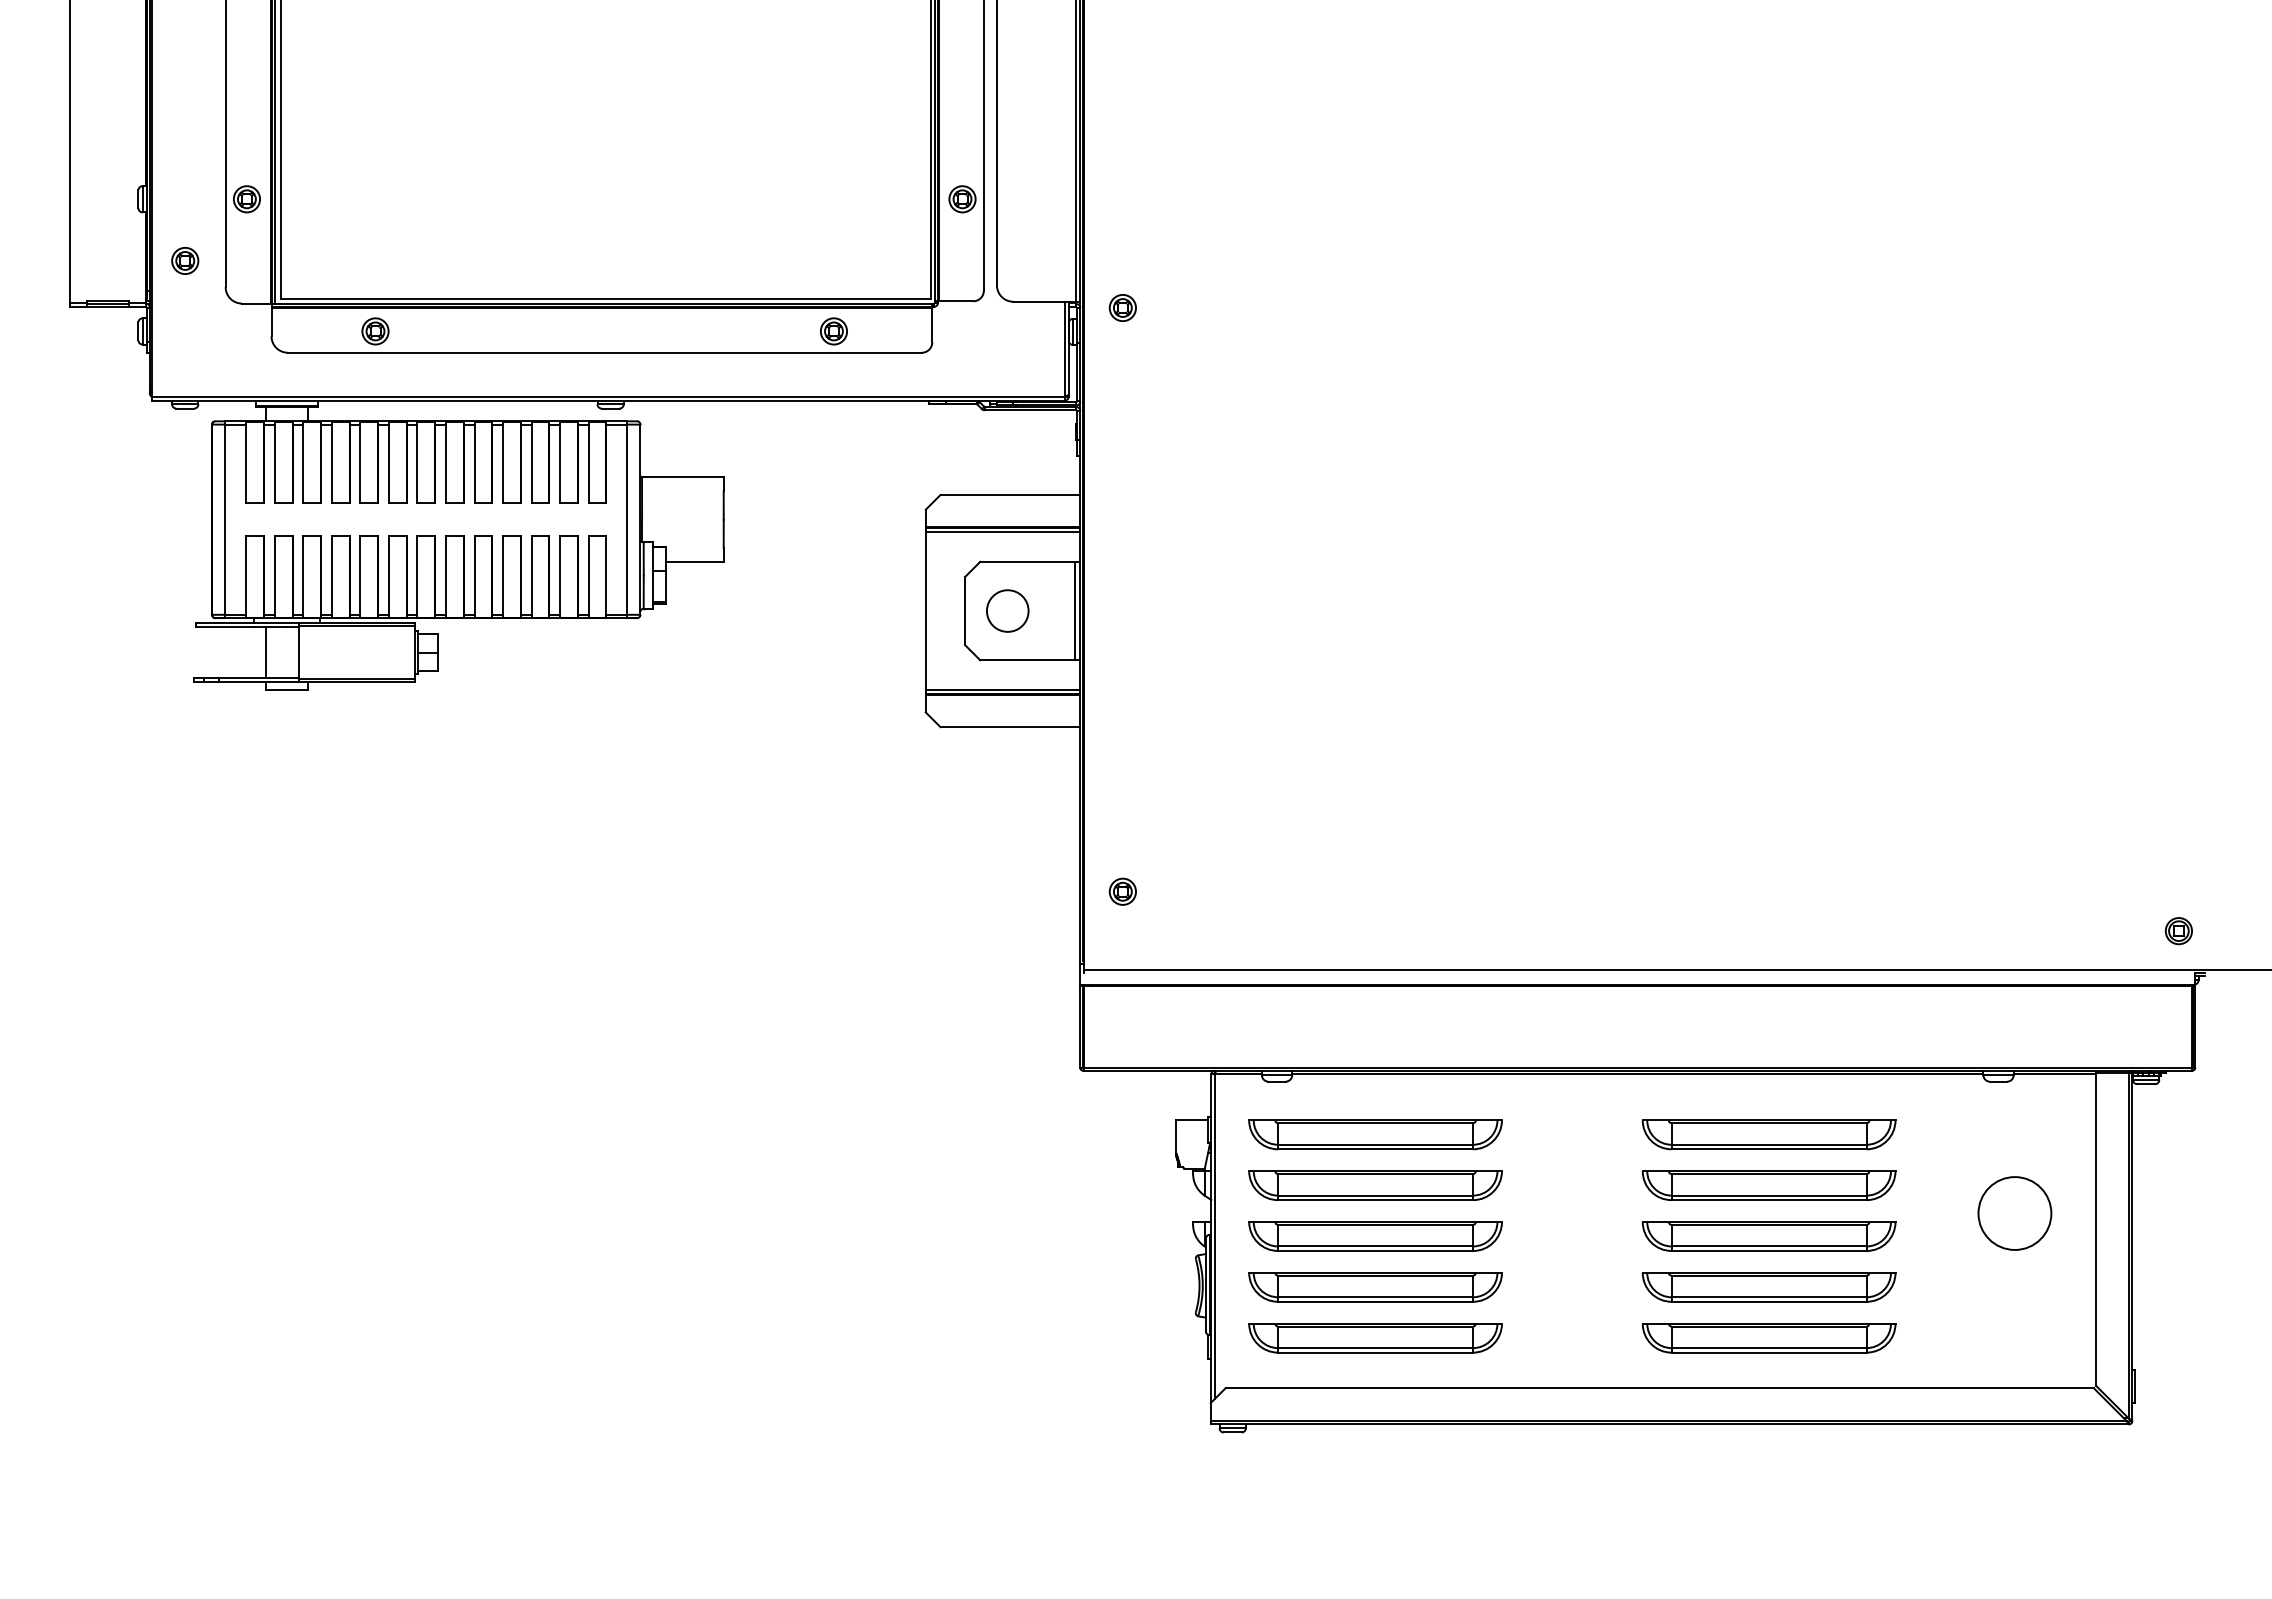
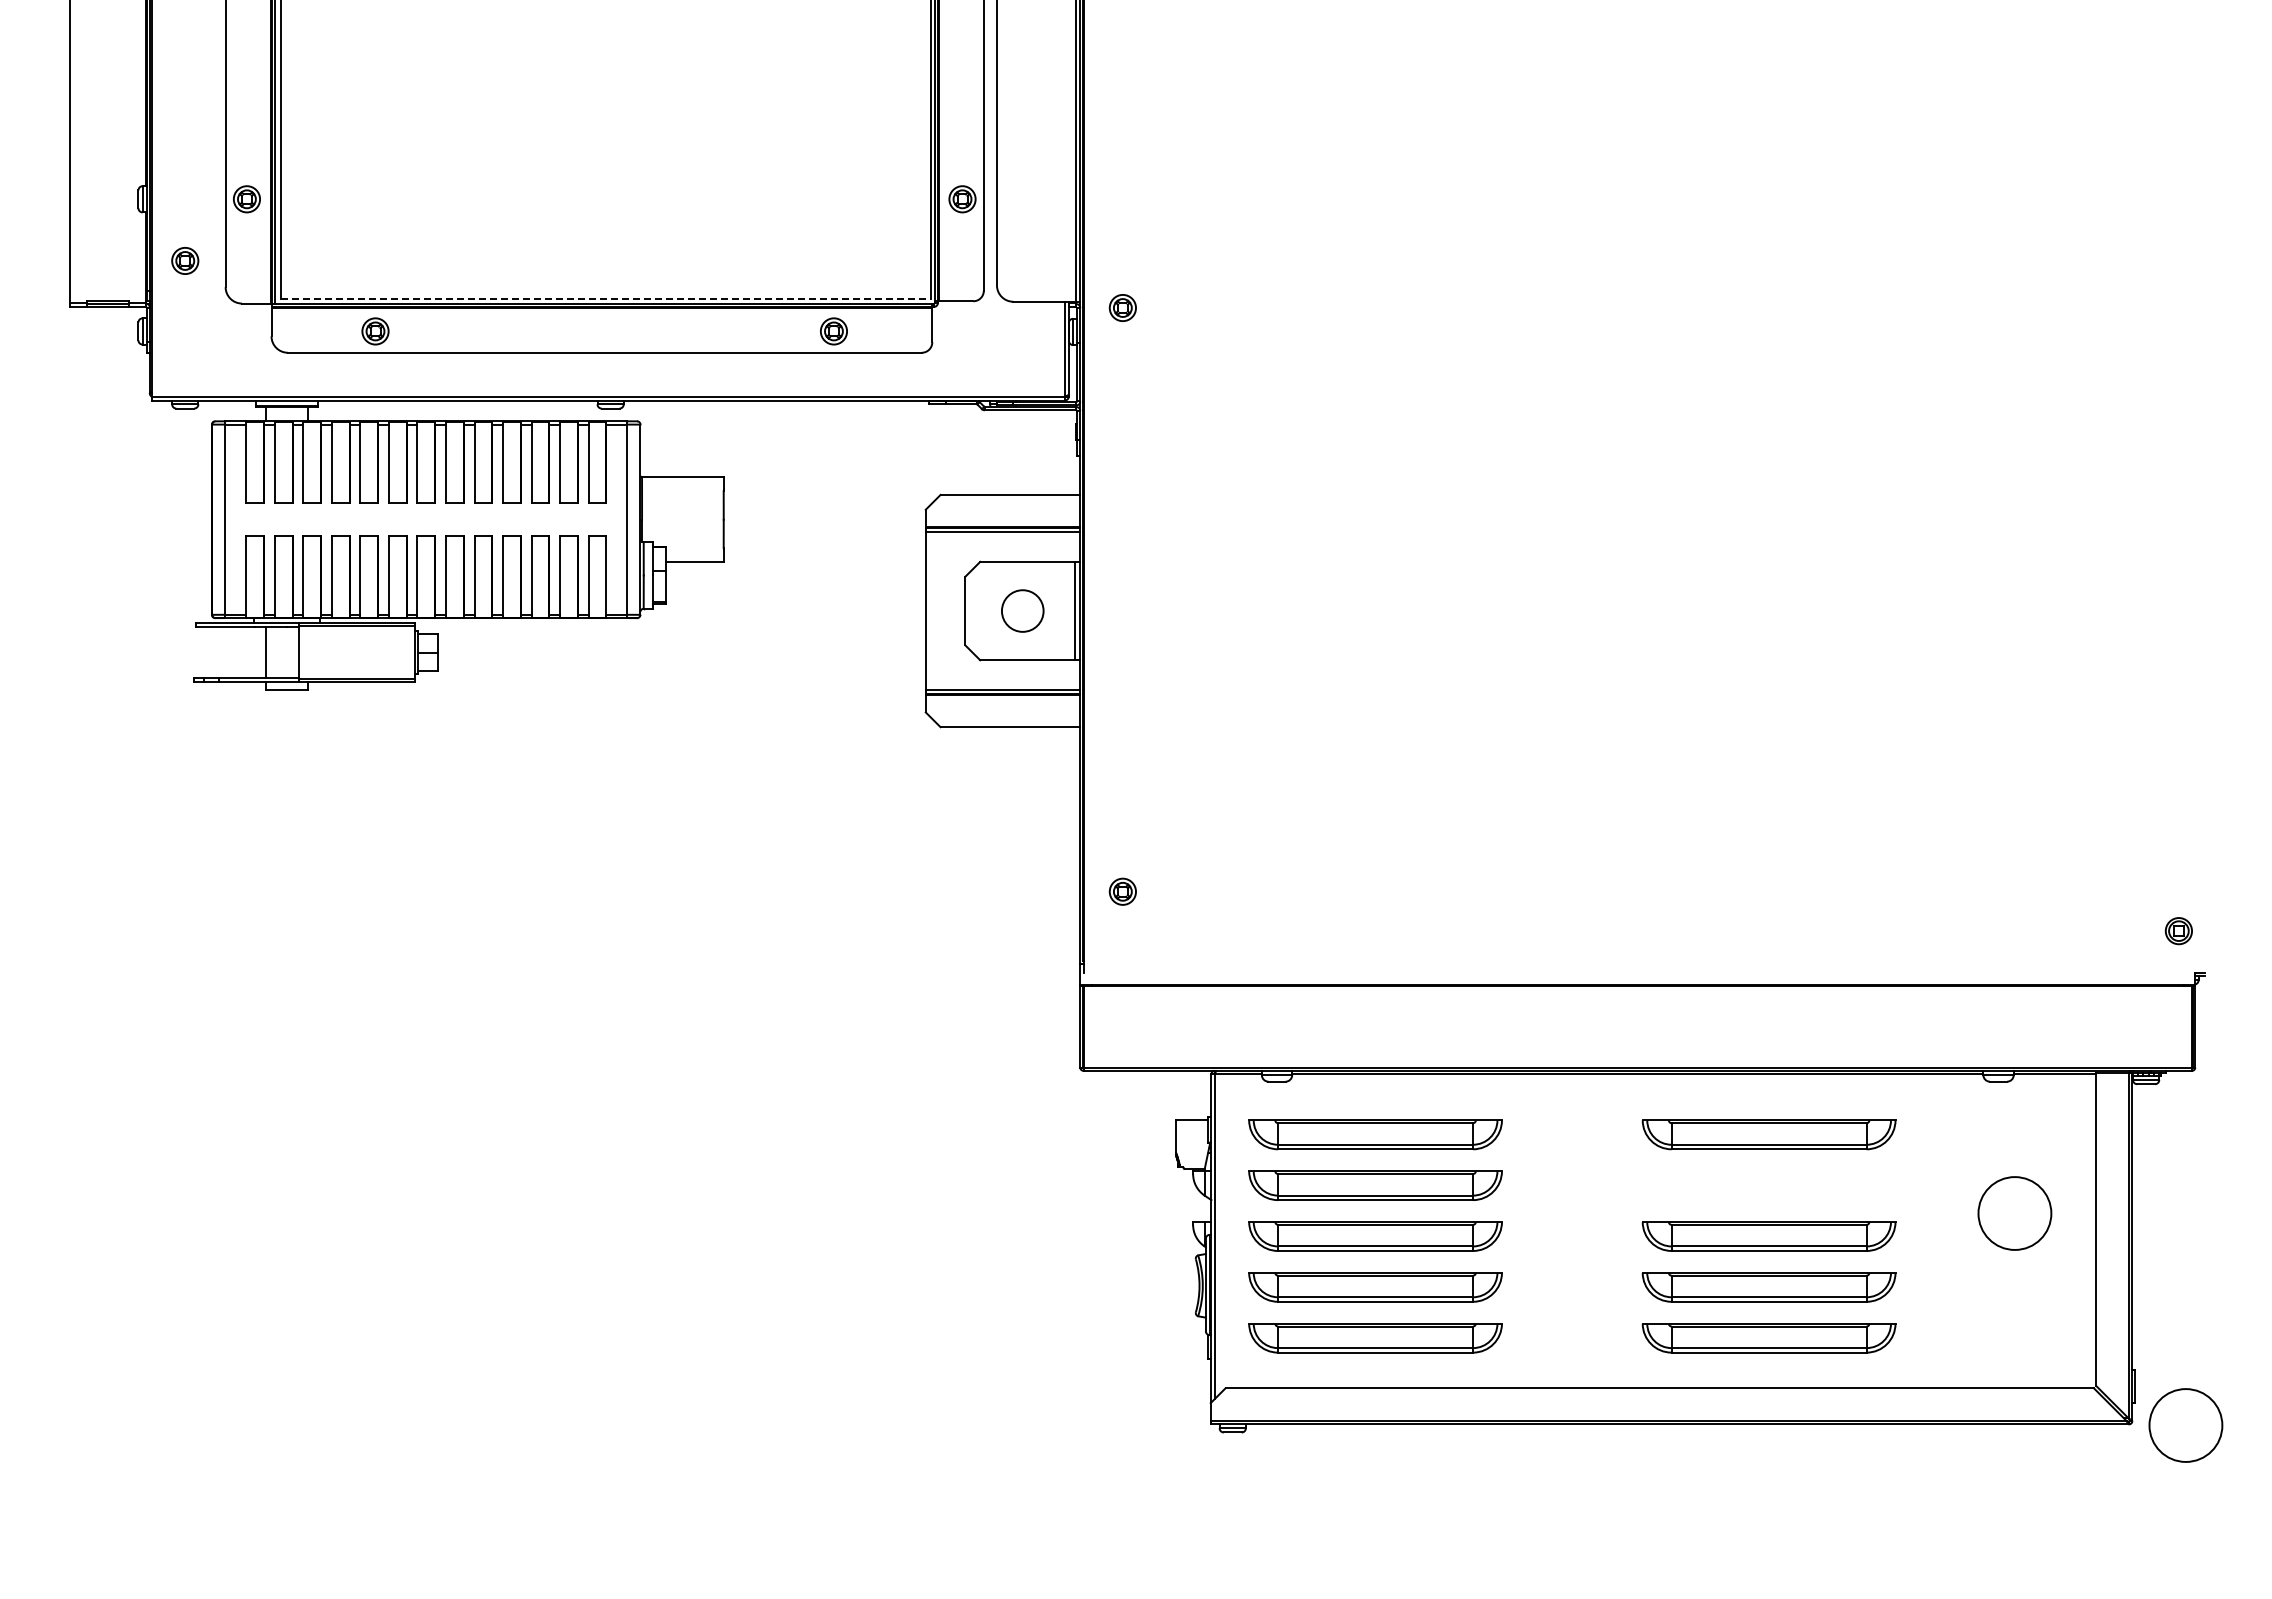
line: solid -> dashed (606, 298)
circle position: (1007, 610) -> (1022, 610) (1022, 610)
line: present -> none (1675, 969)
part: present -> none (1768, 1185)
circle: none -> present (2185, 1425)
